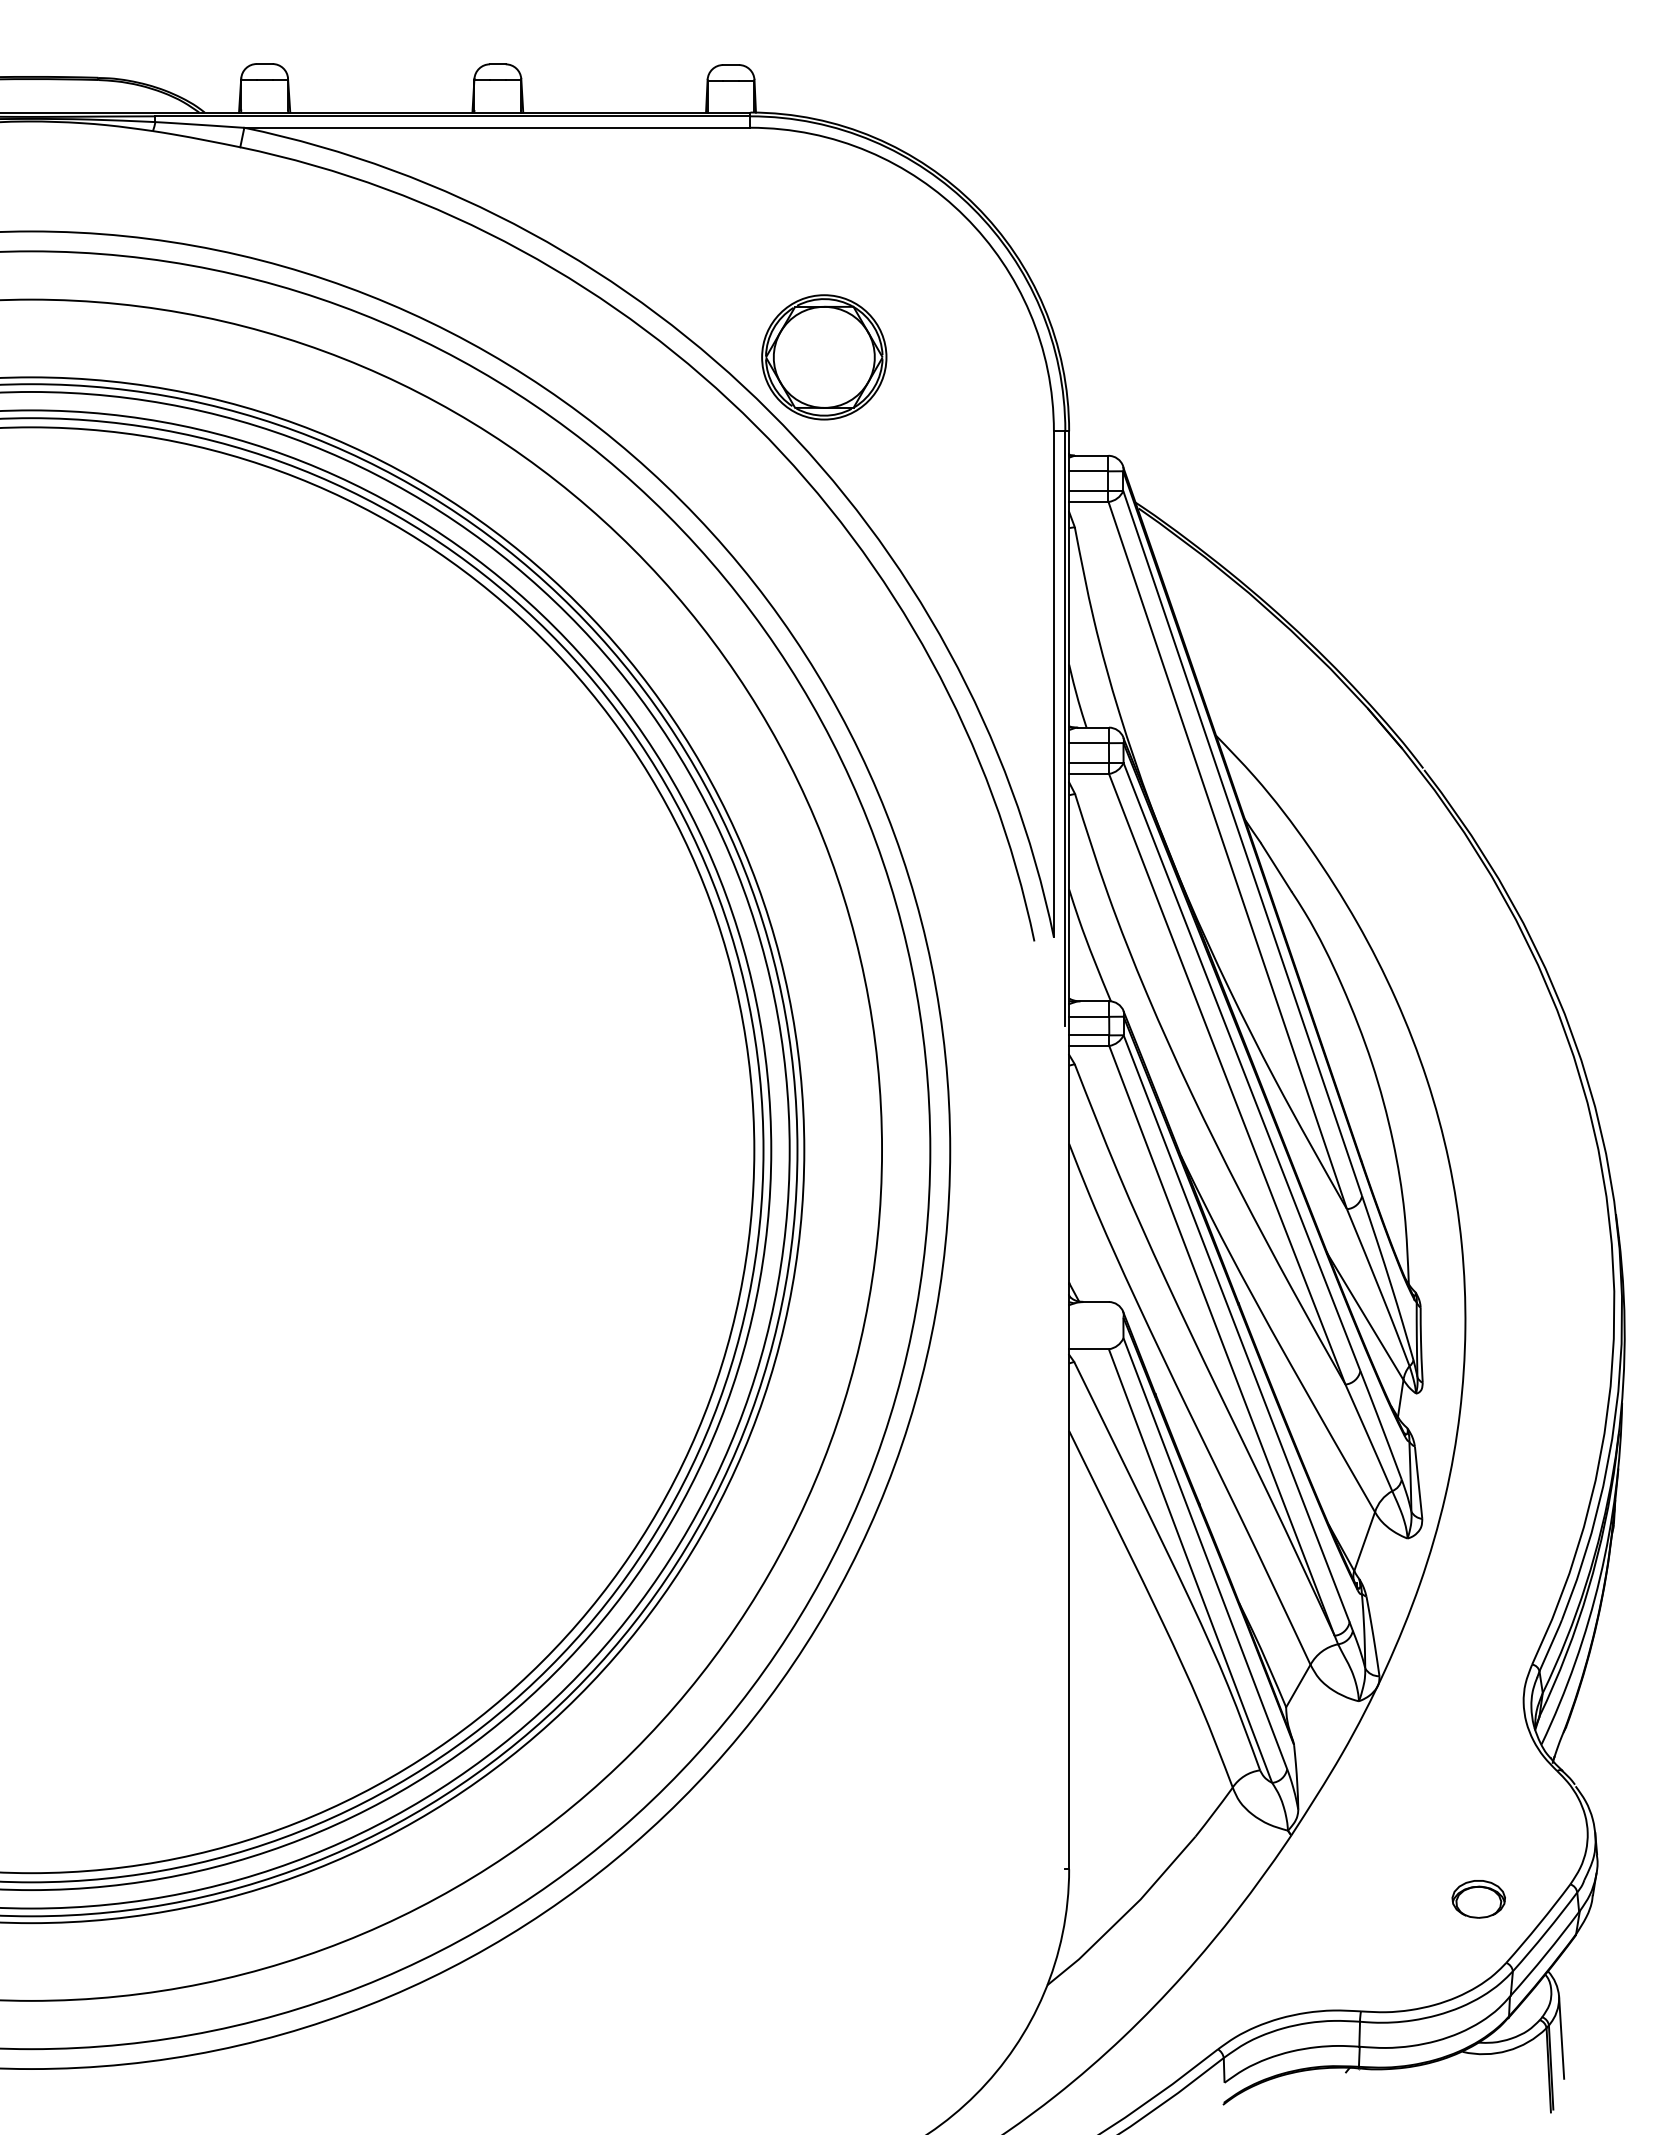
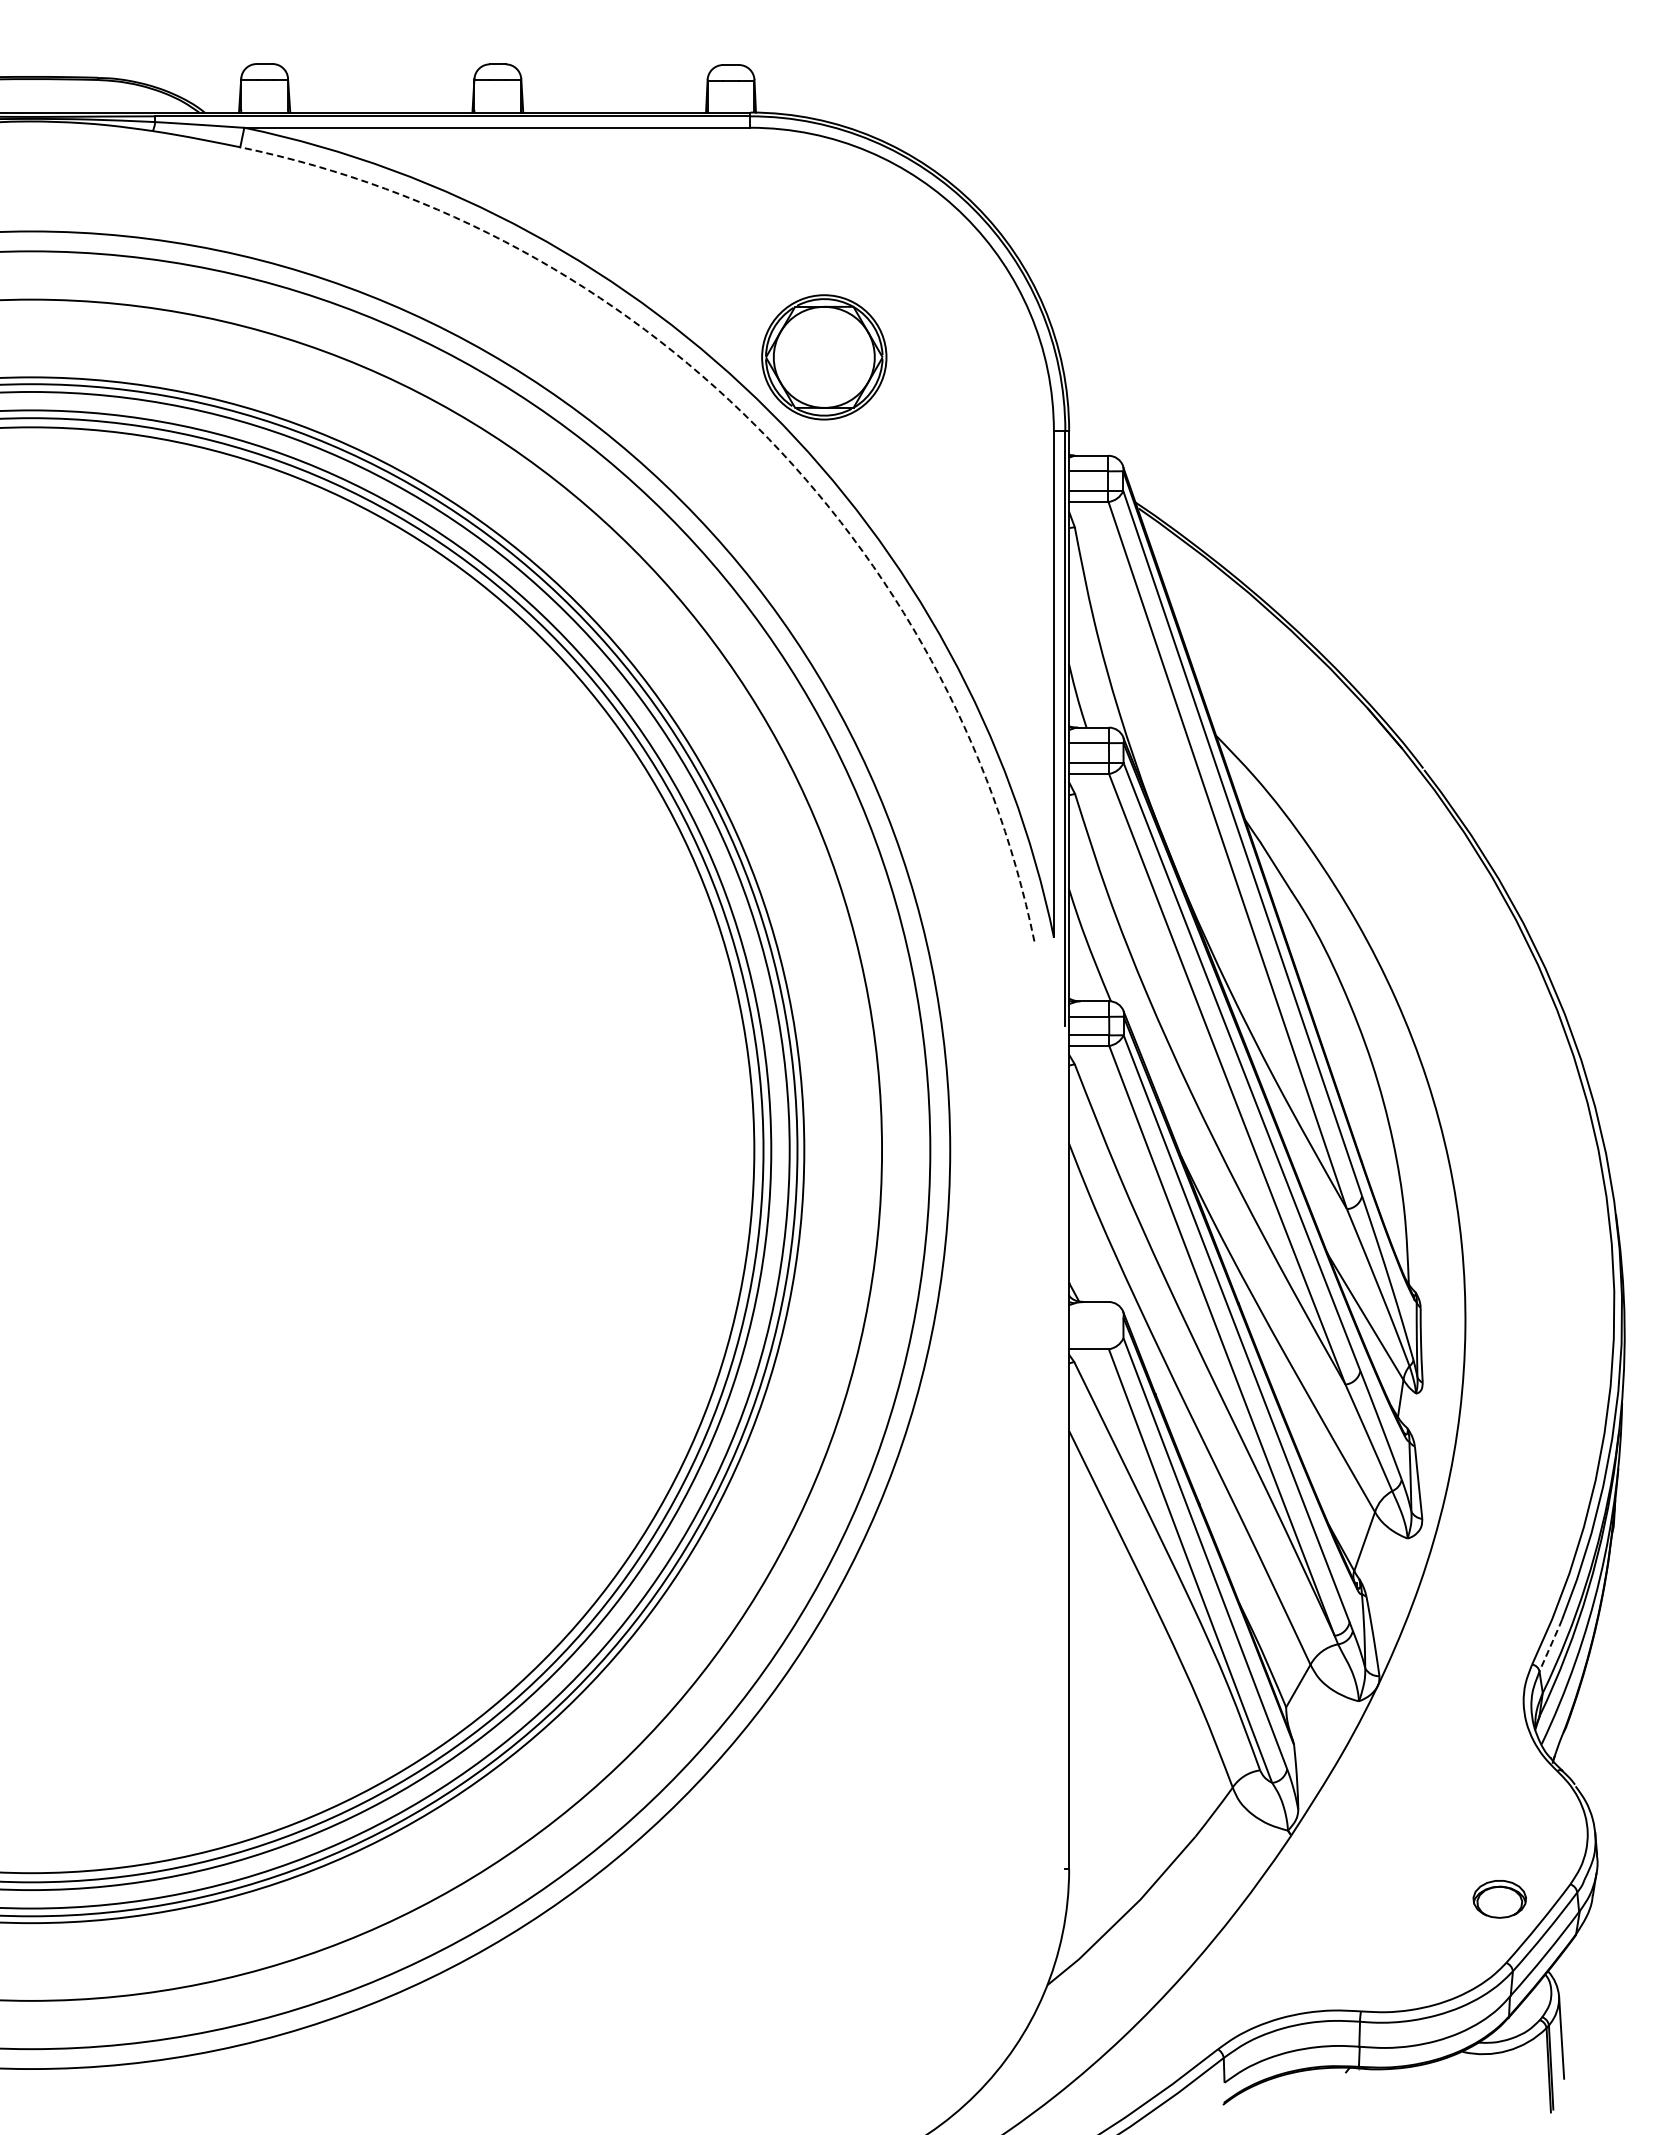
arc: solid -> dashed (755, 425)
line: solid -> dashed (1551, 1644)
part position: (1478, 1899) -> (1499, 1899) (1499, 1899)
